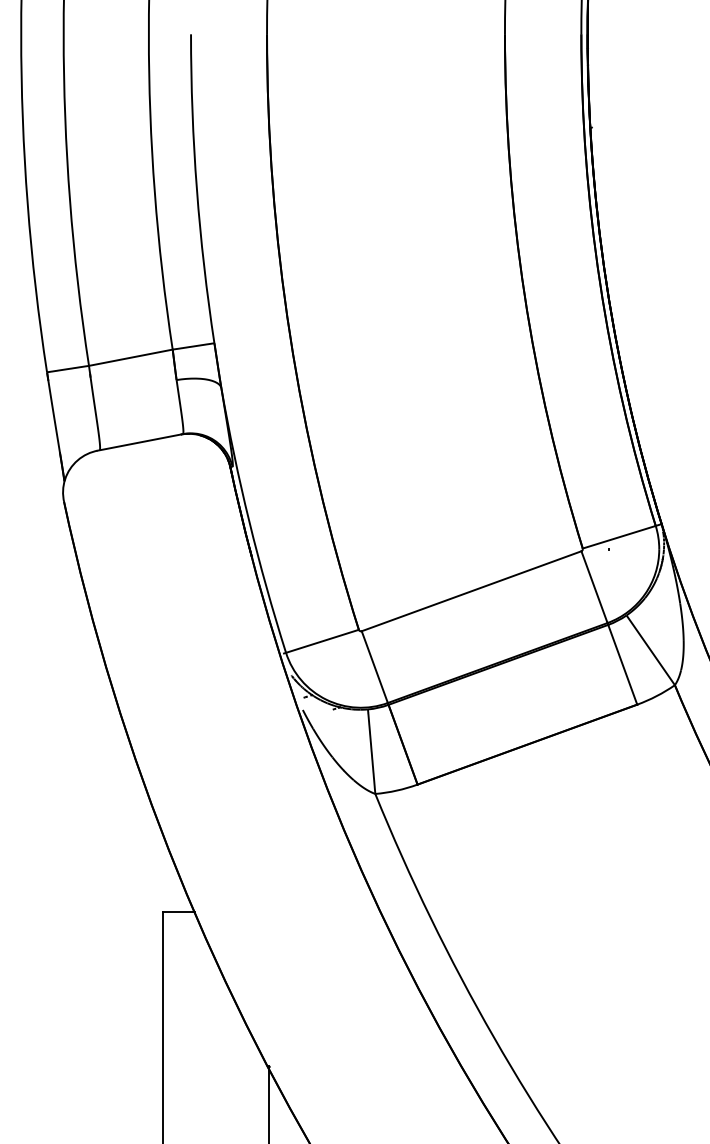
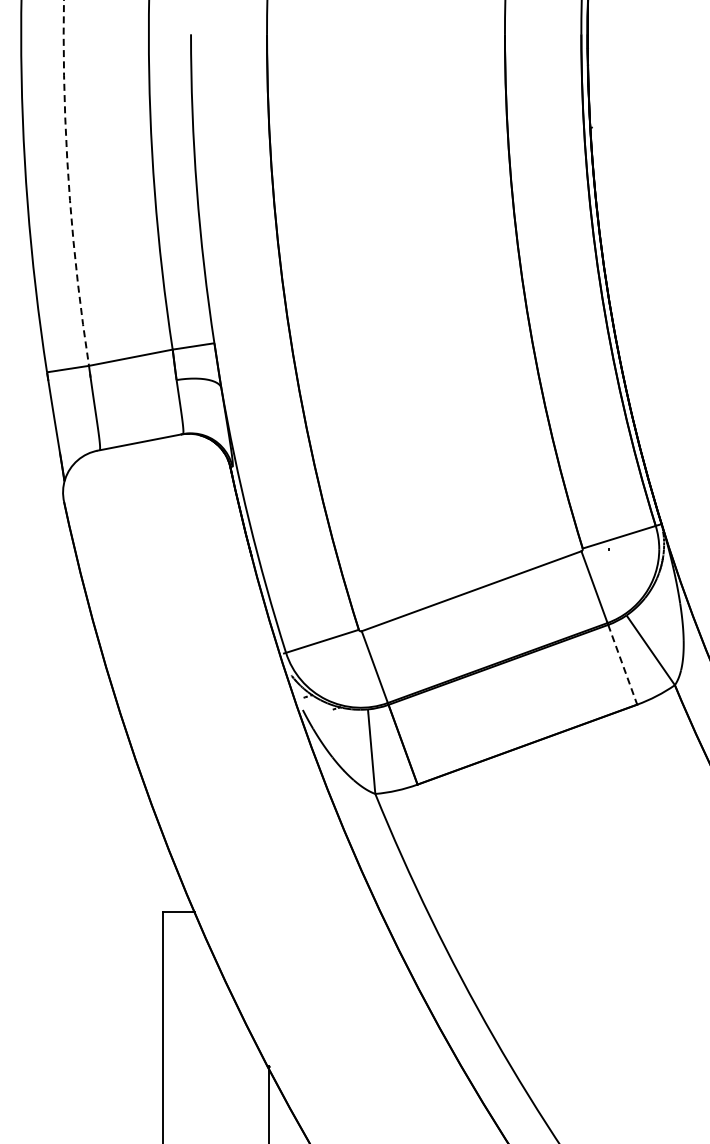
arc: solid -> dashed (68, 183)
line: solid -> dashed (622, 665)
